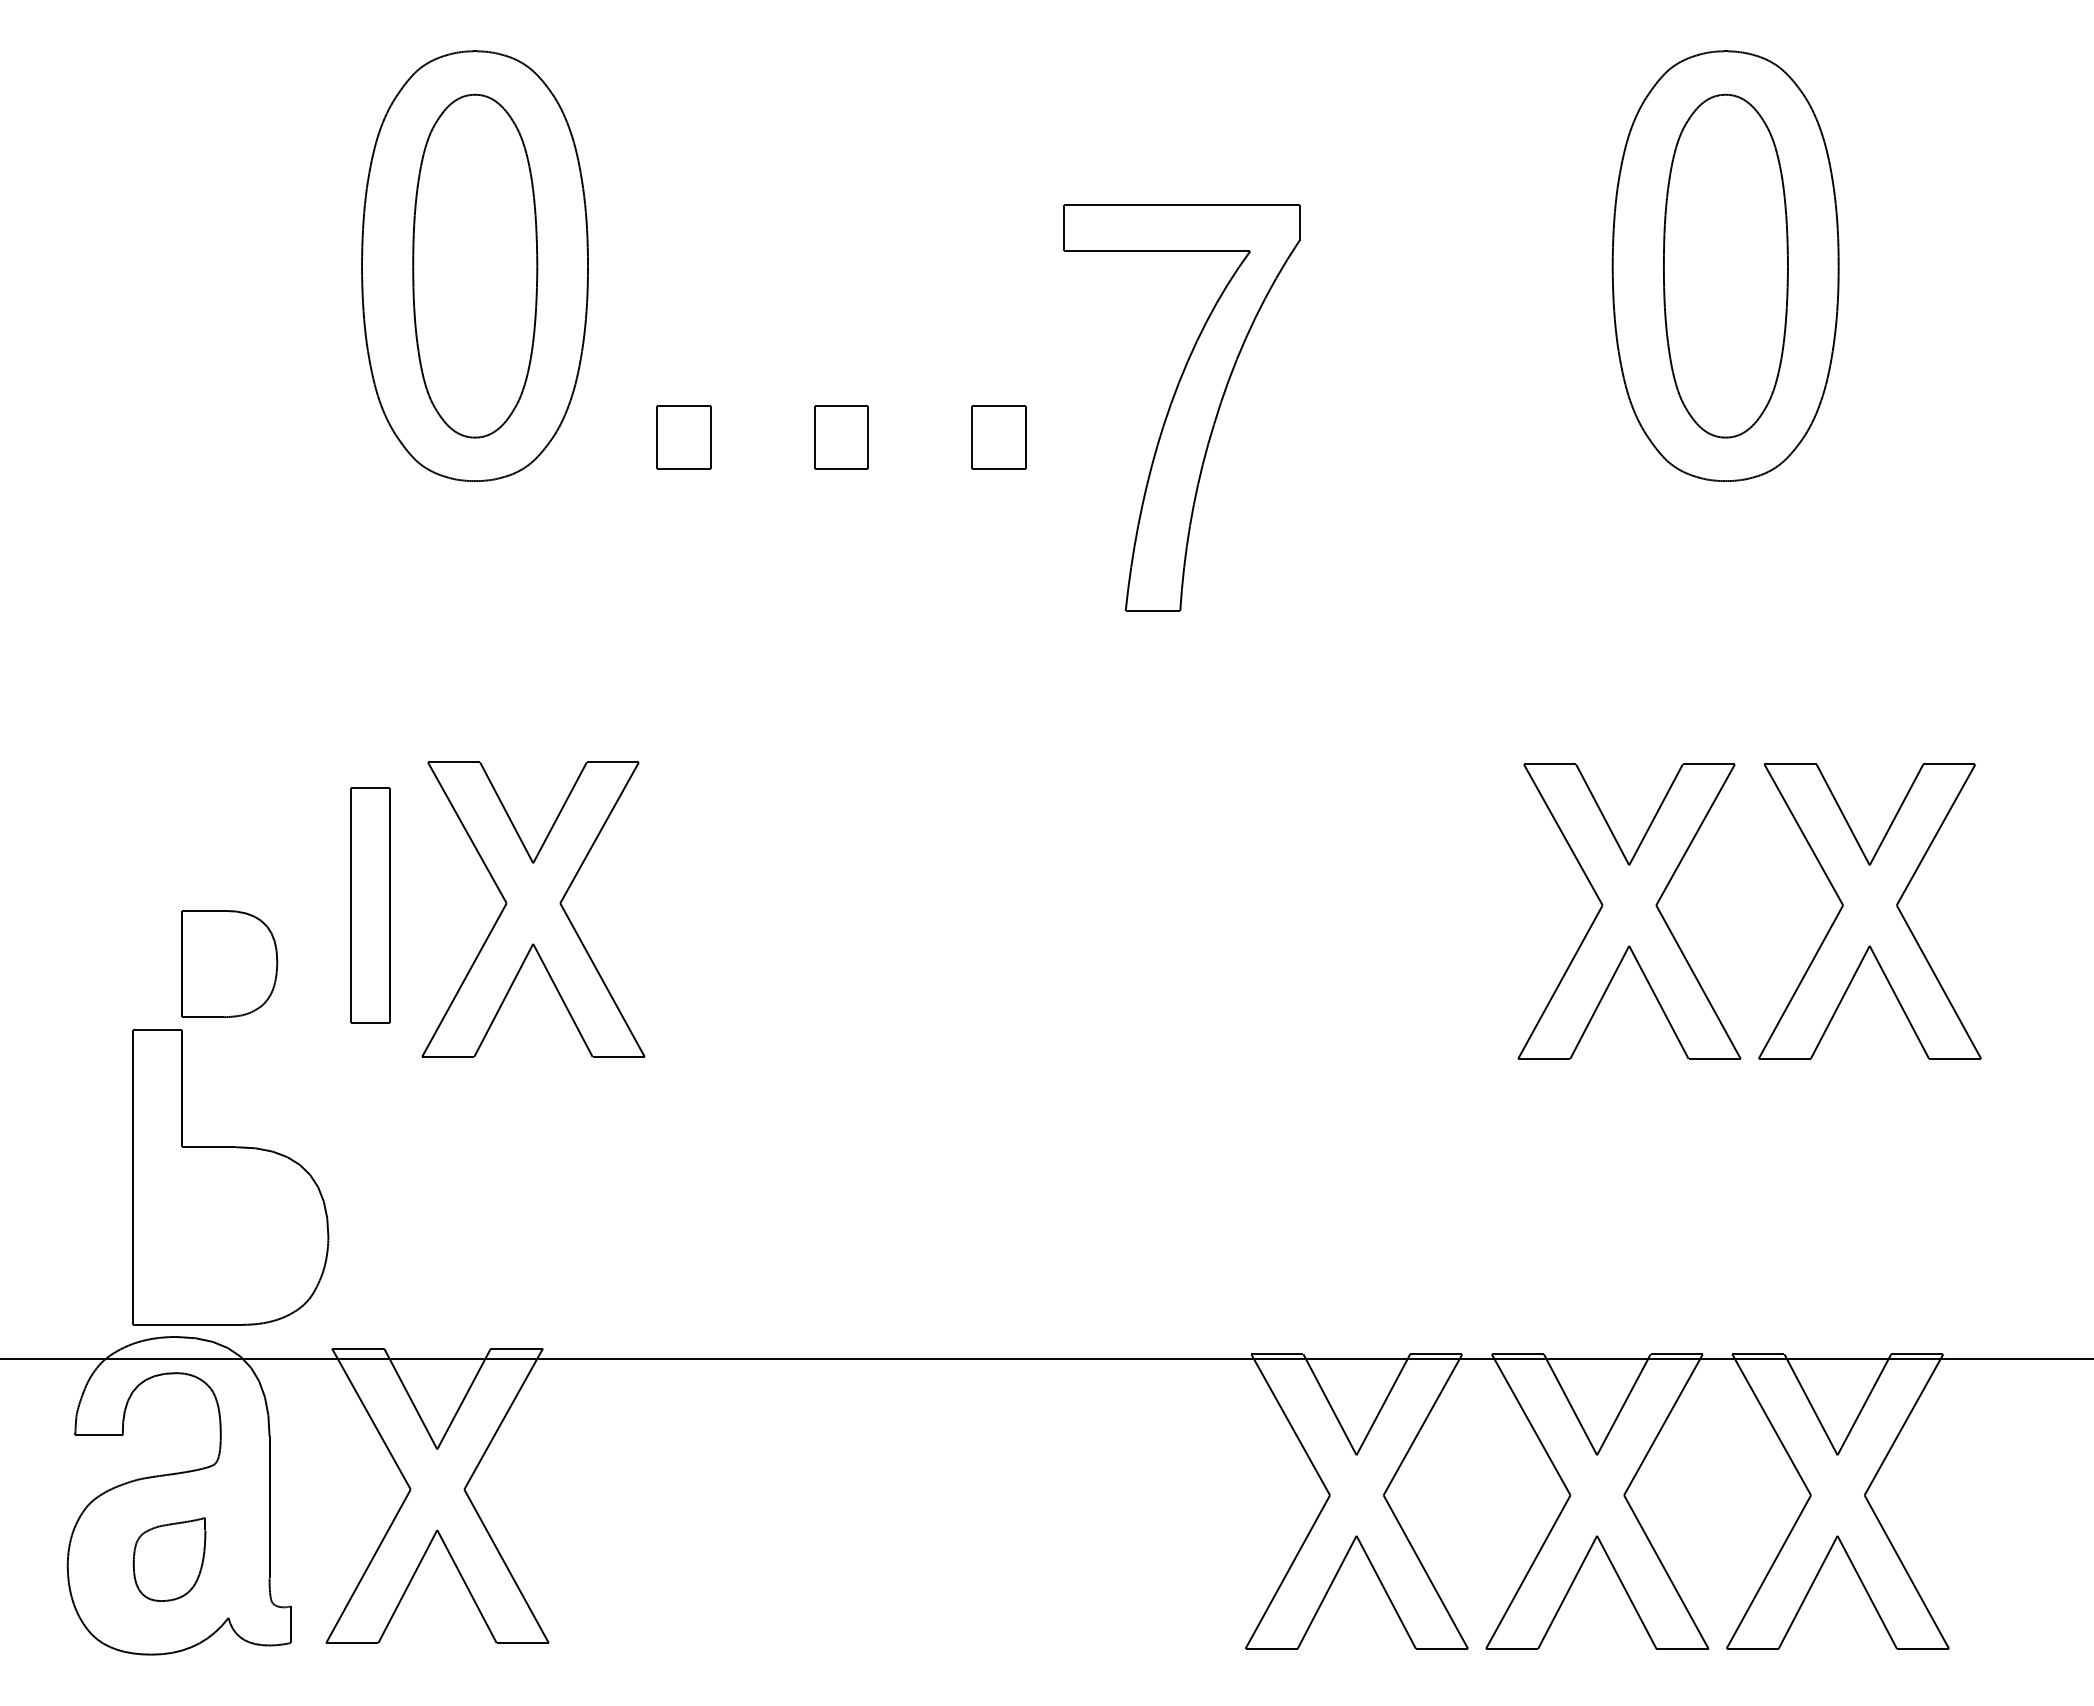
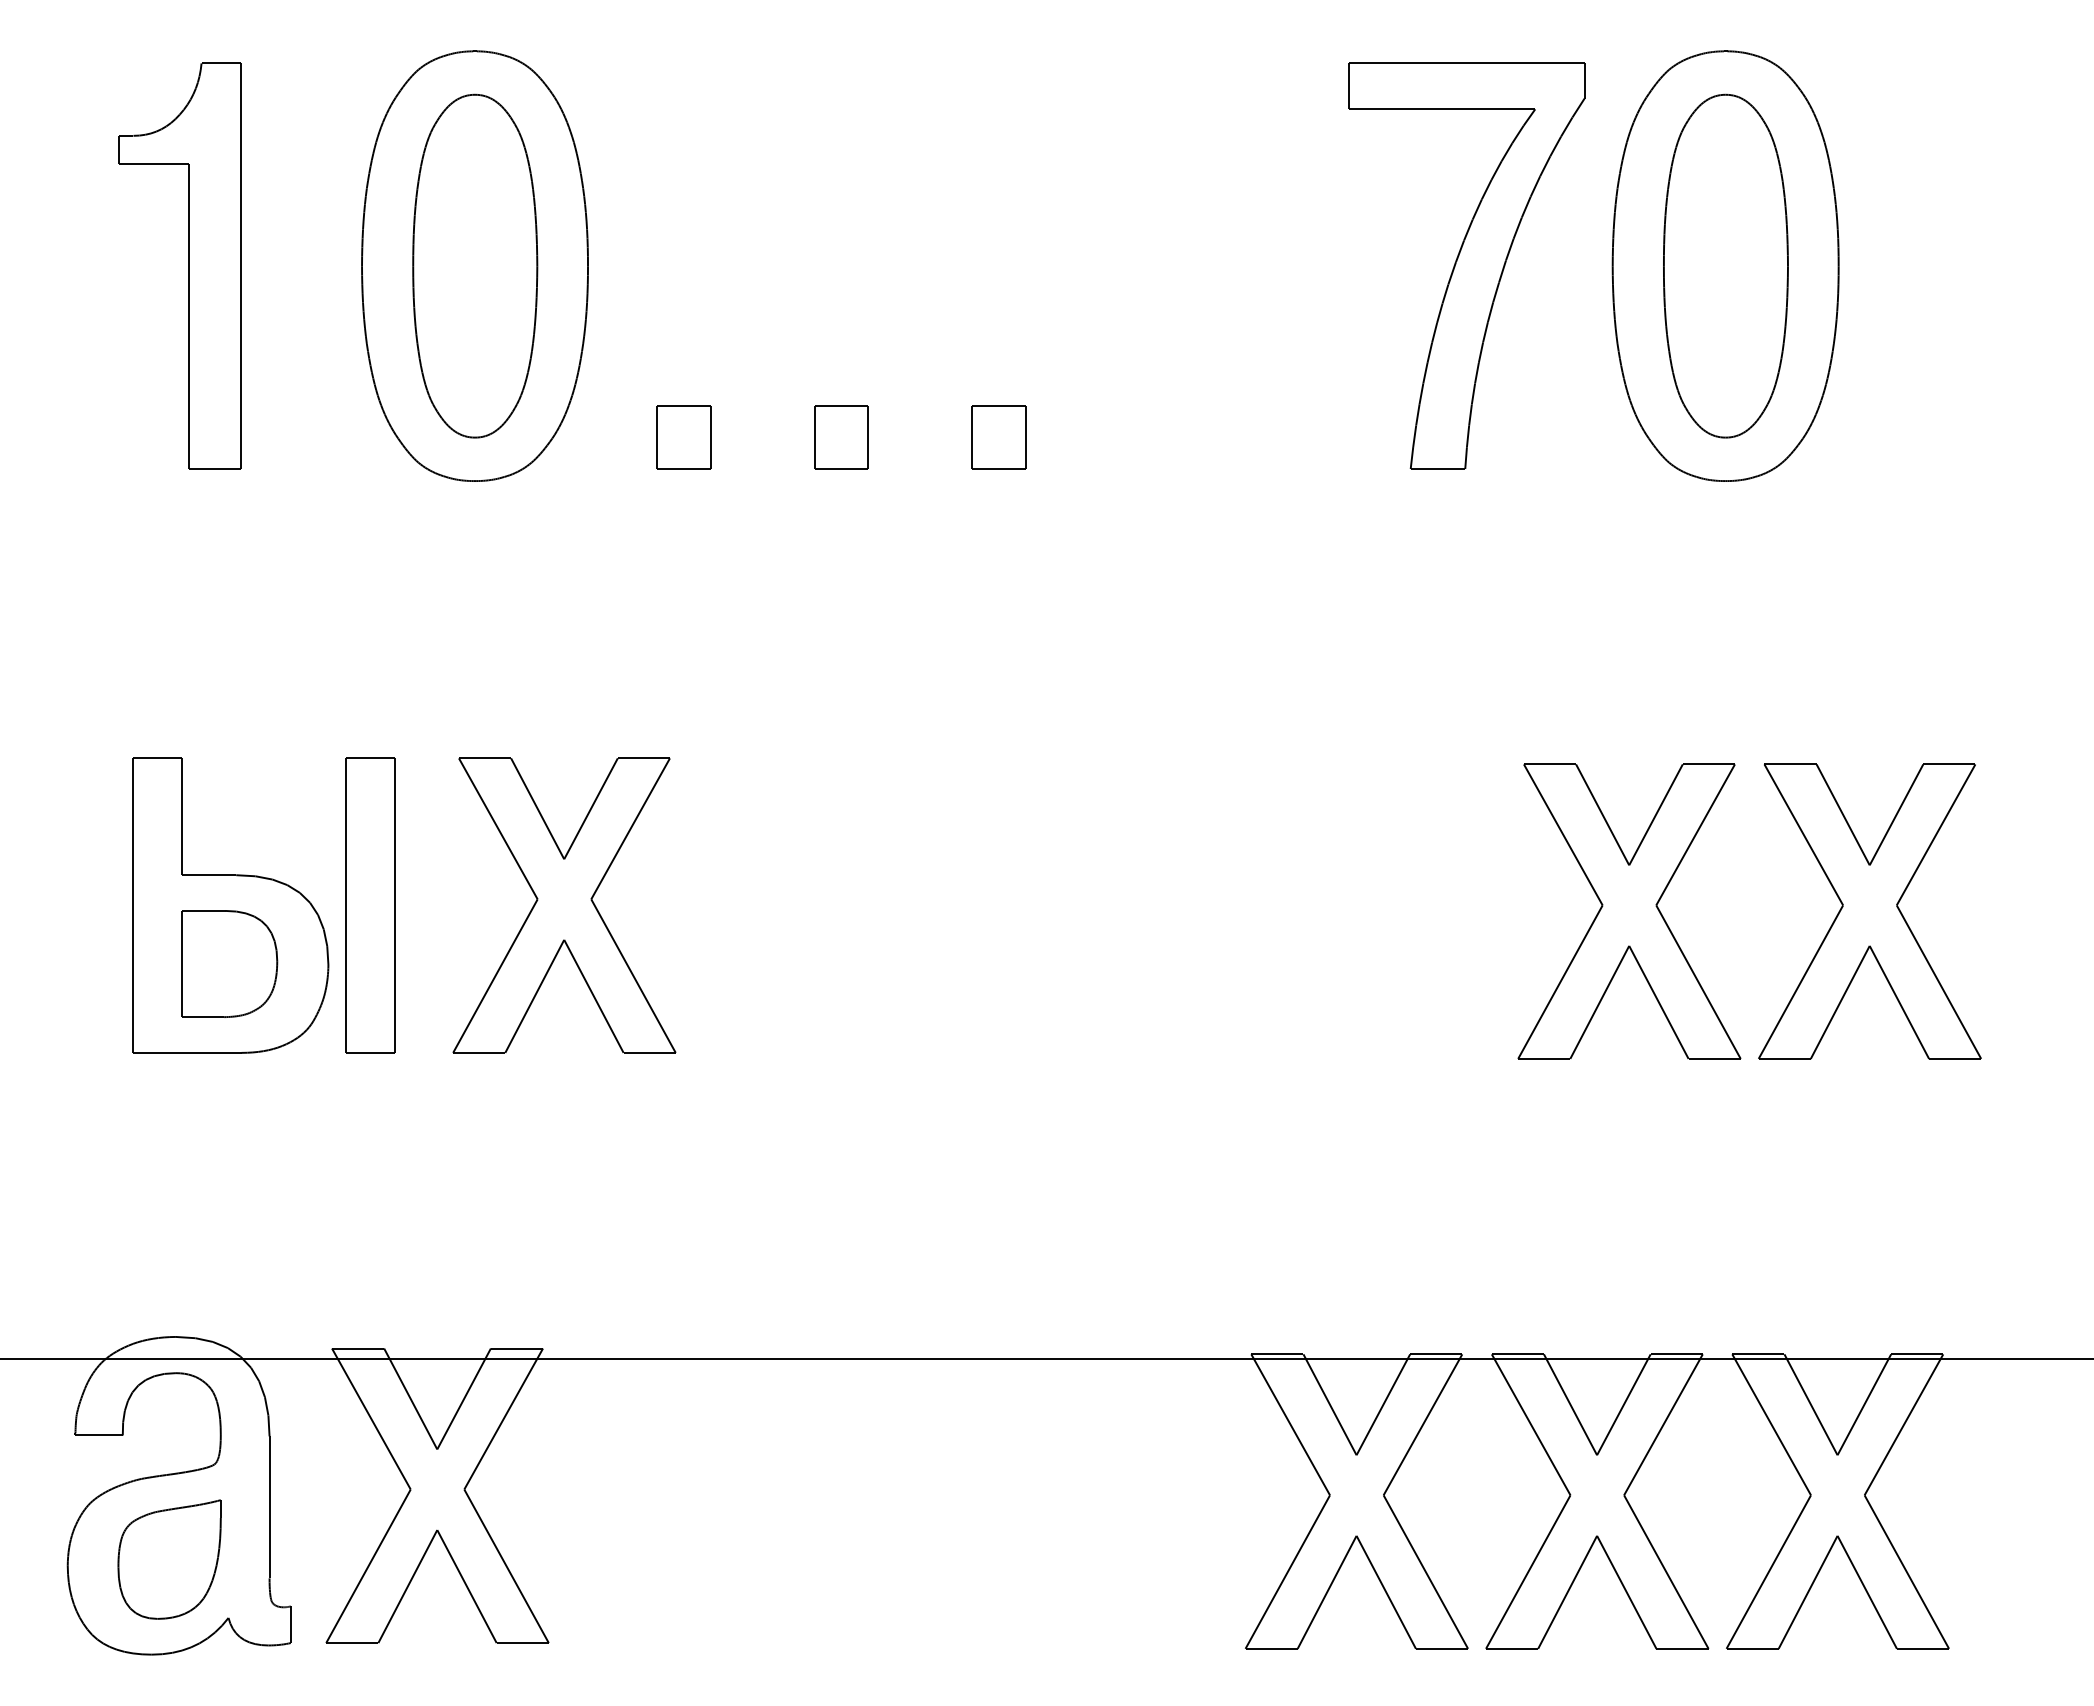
part: none -> present (188, 265)
part position: (1181, 407) -> (1466, 265) (1466, 265)
part size: 41x237 px -> 51x297 px (370, 905)
part position: (533, 909) -> (564, 905) (564, 905)
part position: (230, 1177) -> (230, 905) (230, 905)
part size: 75x85 px -> 105x121 px (169, 1559)
